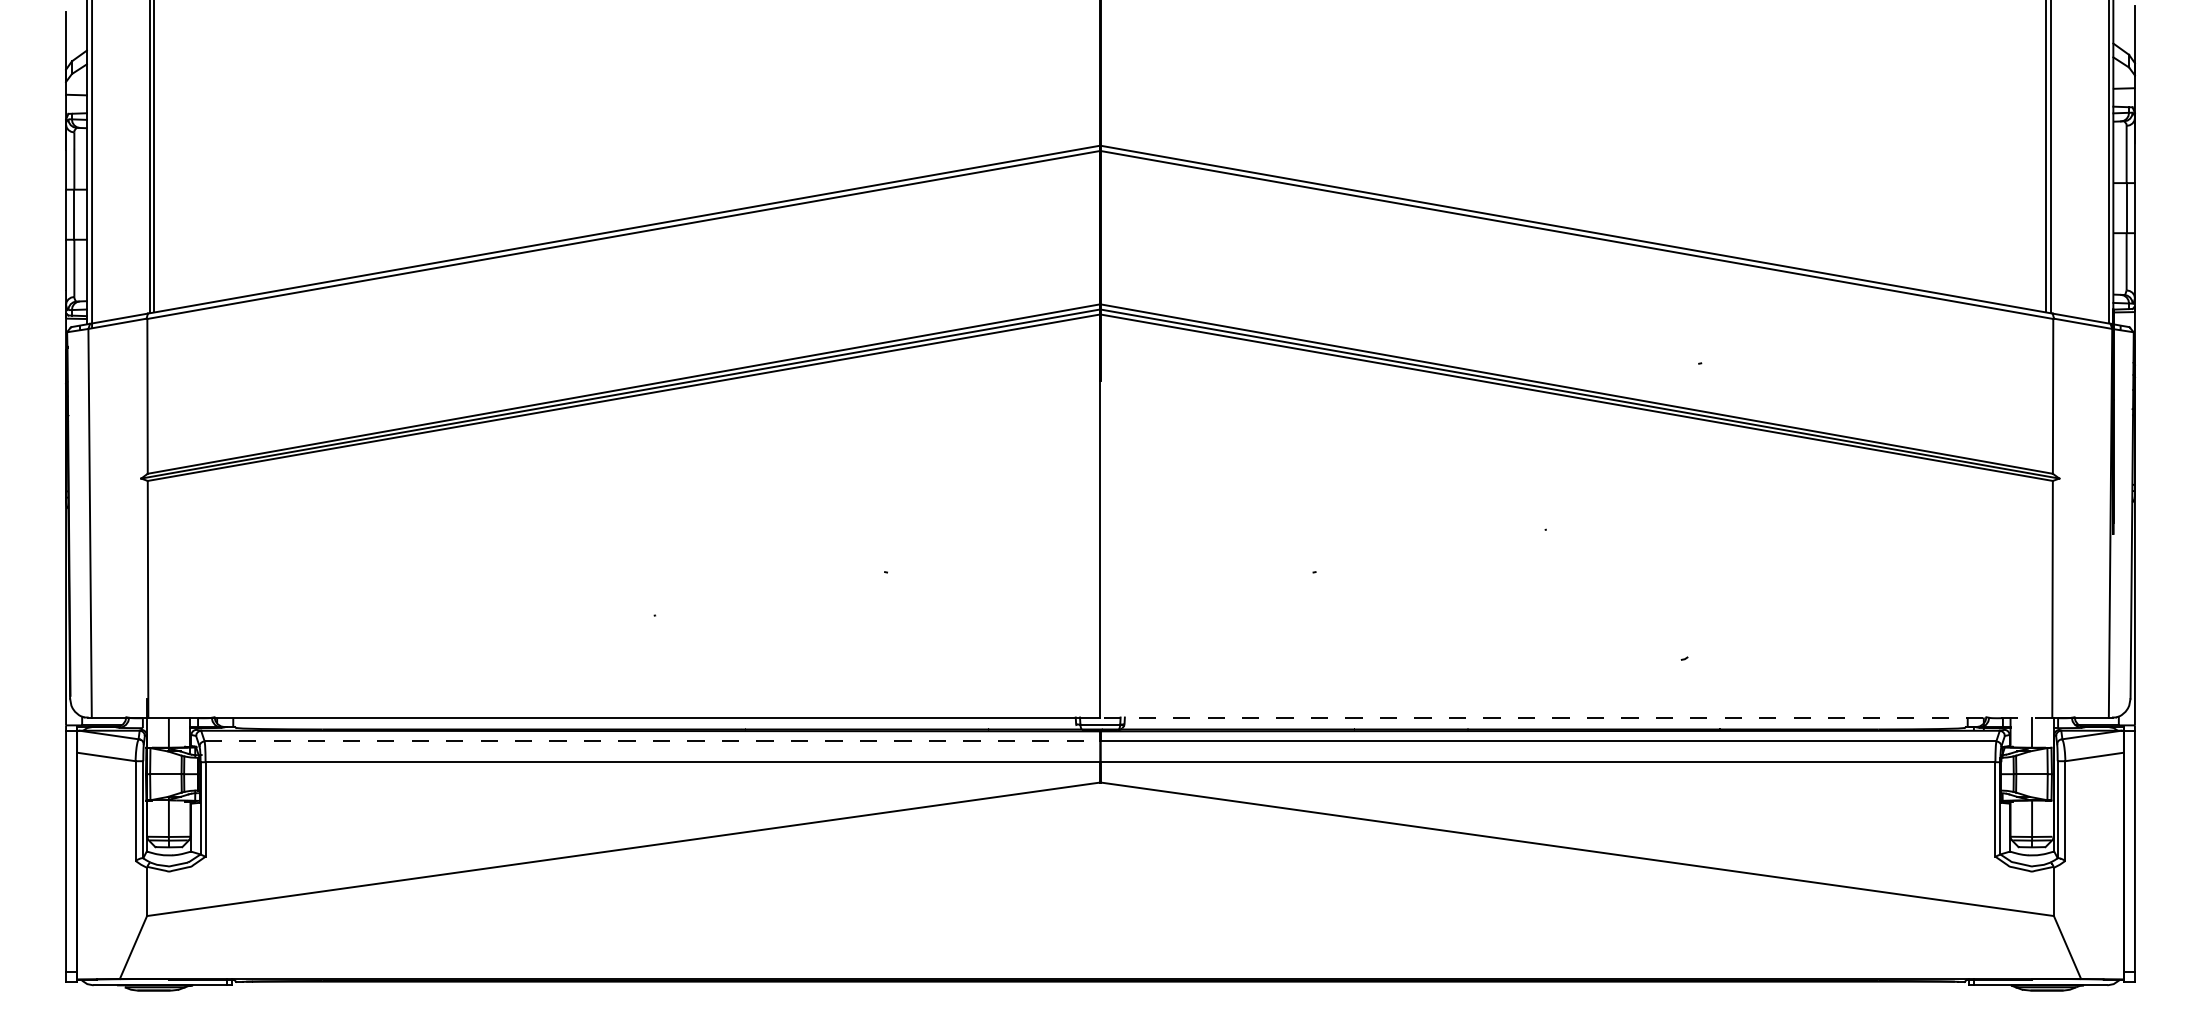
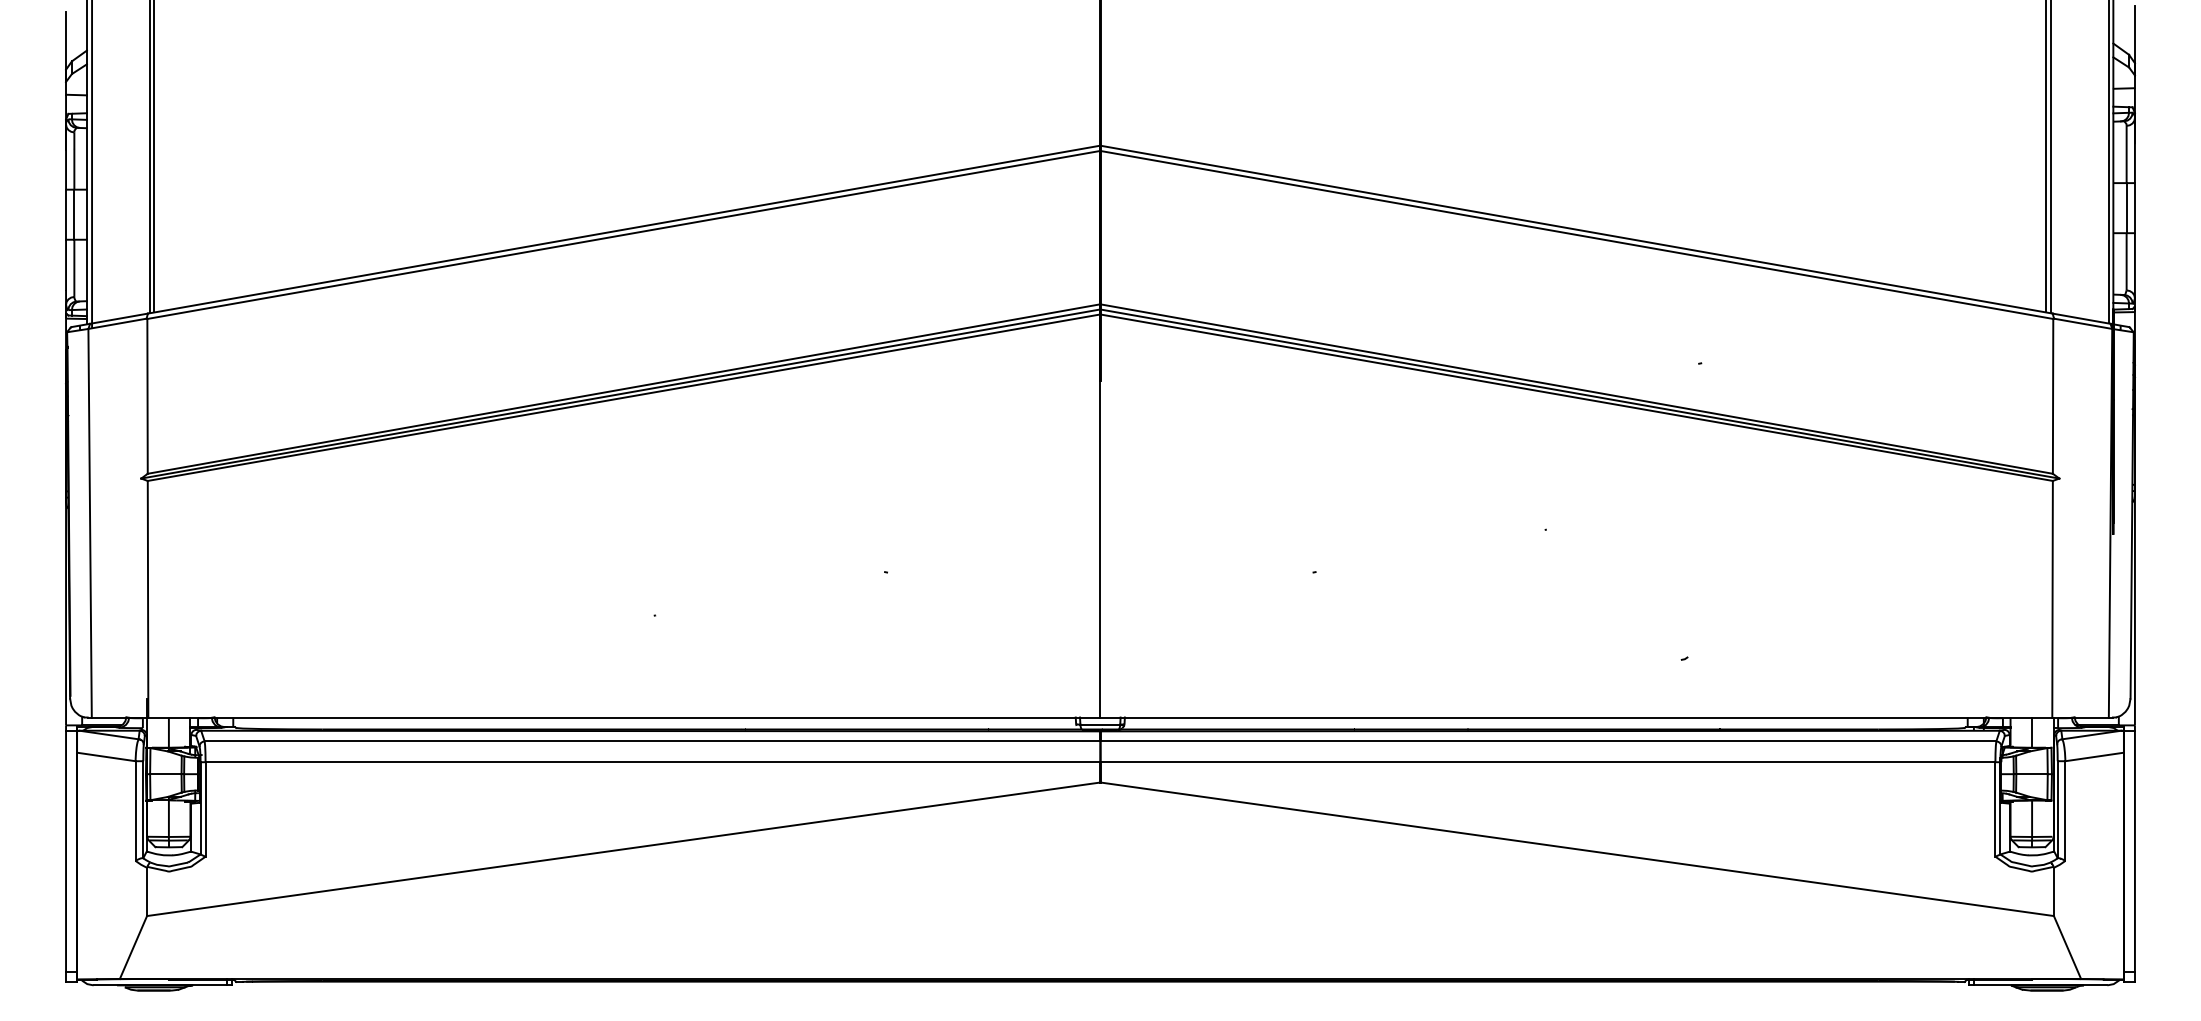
line: dashed -> solid (1576, 717)
line: dashed -> solid (652, 741)
